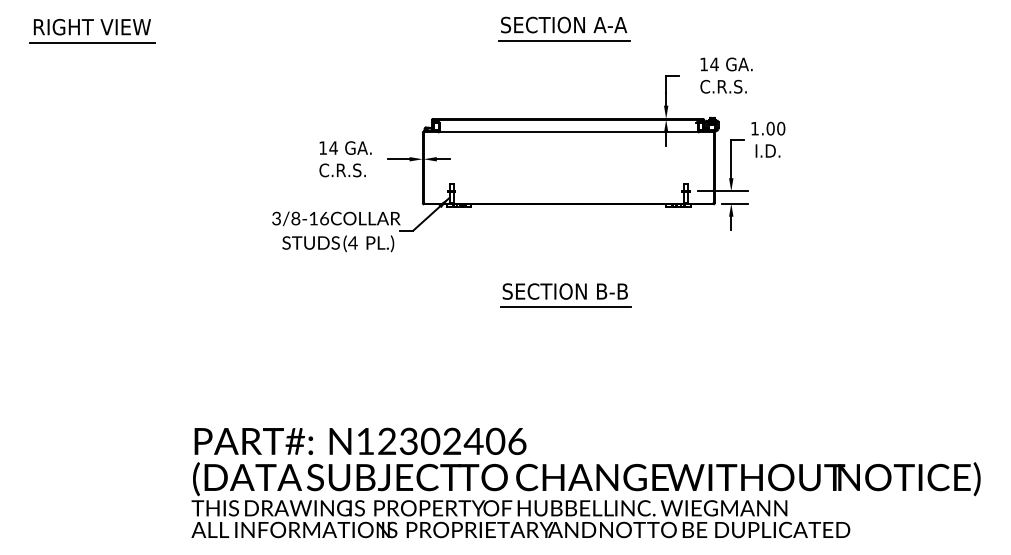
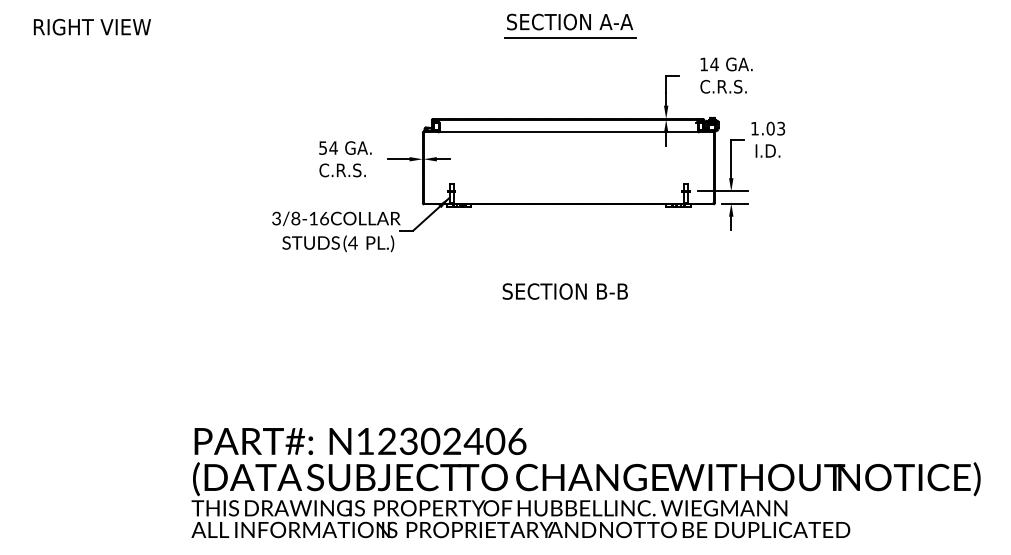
part position: (564, 28) -> (570, 25) (570, 25)
line: present -> none (92, 43)
text: 1.00 -> 1.03 (781, 128)
text: 14 -> 54 (322, 147)
line: present -> none (565, 307)
